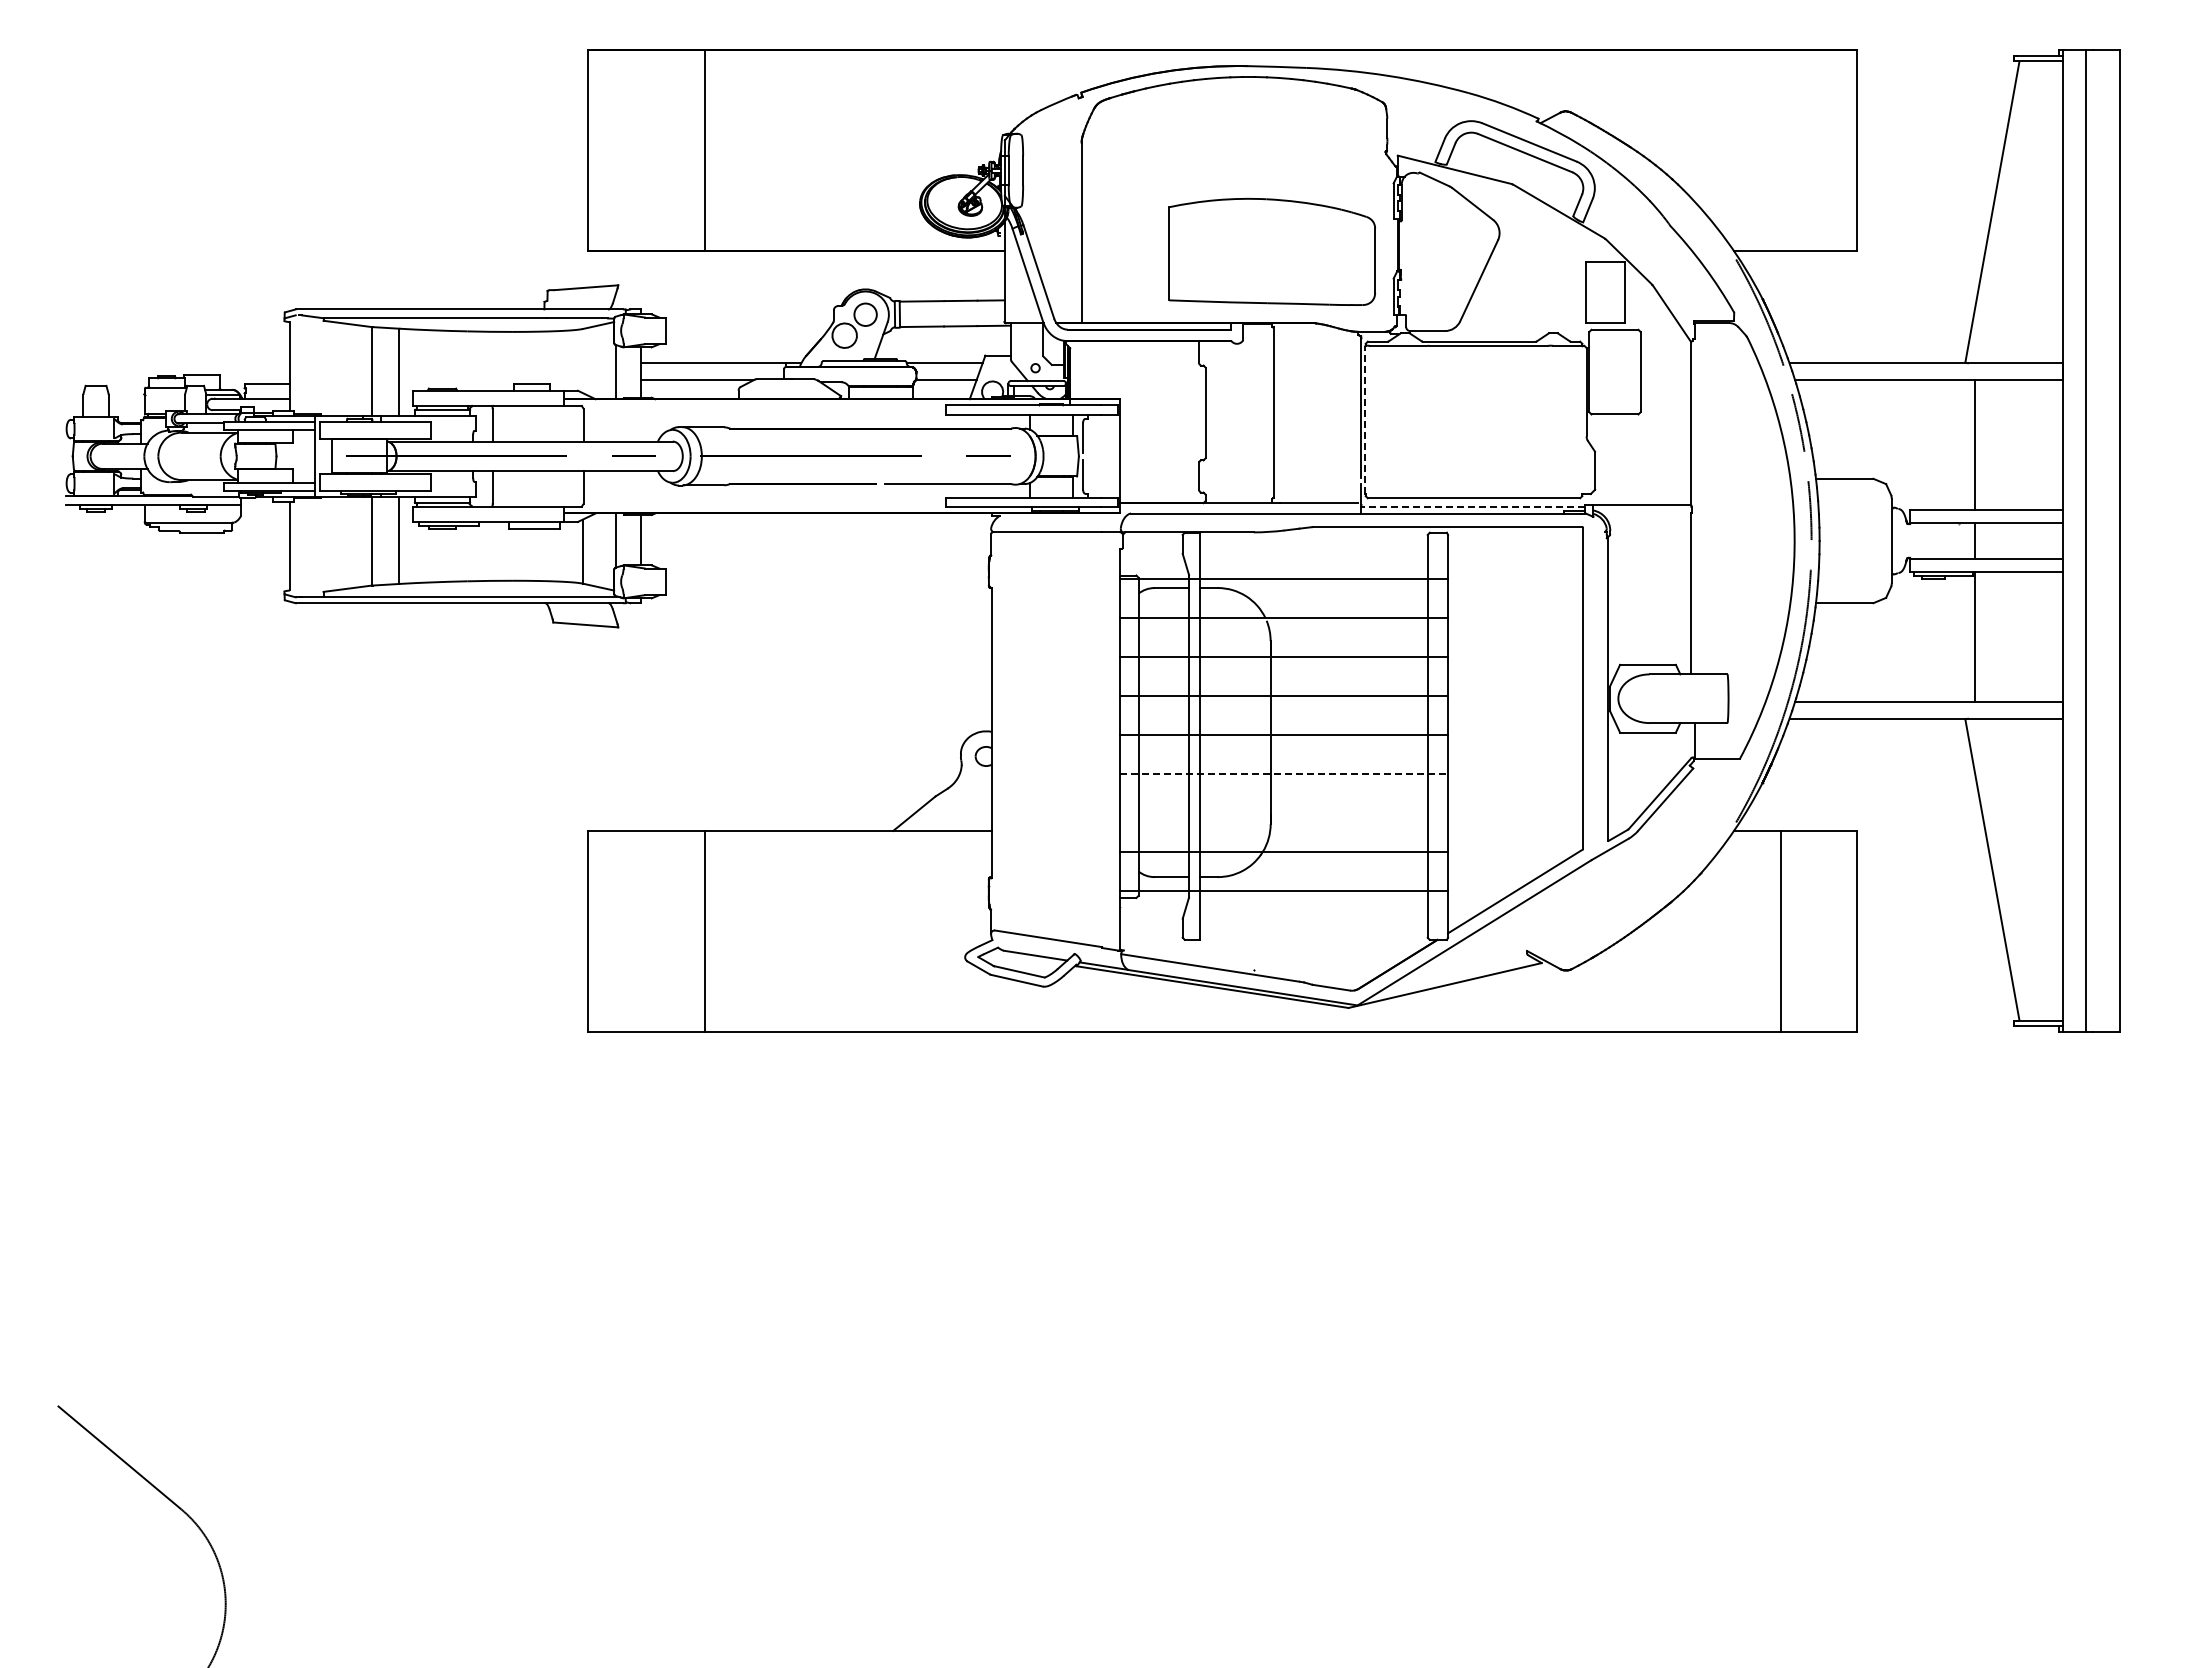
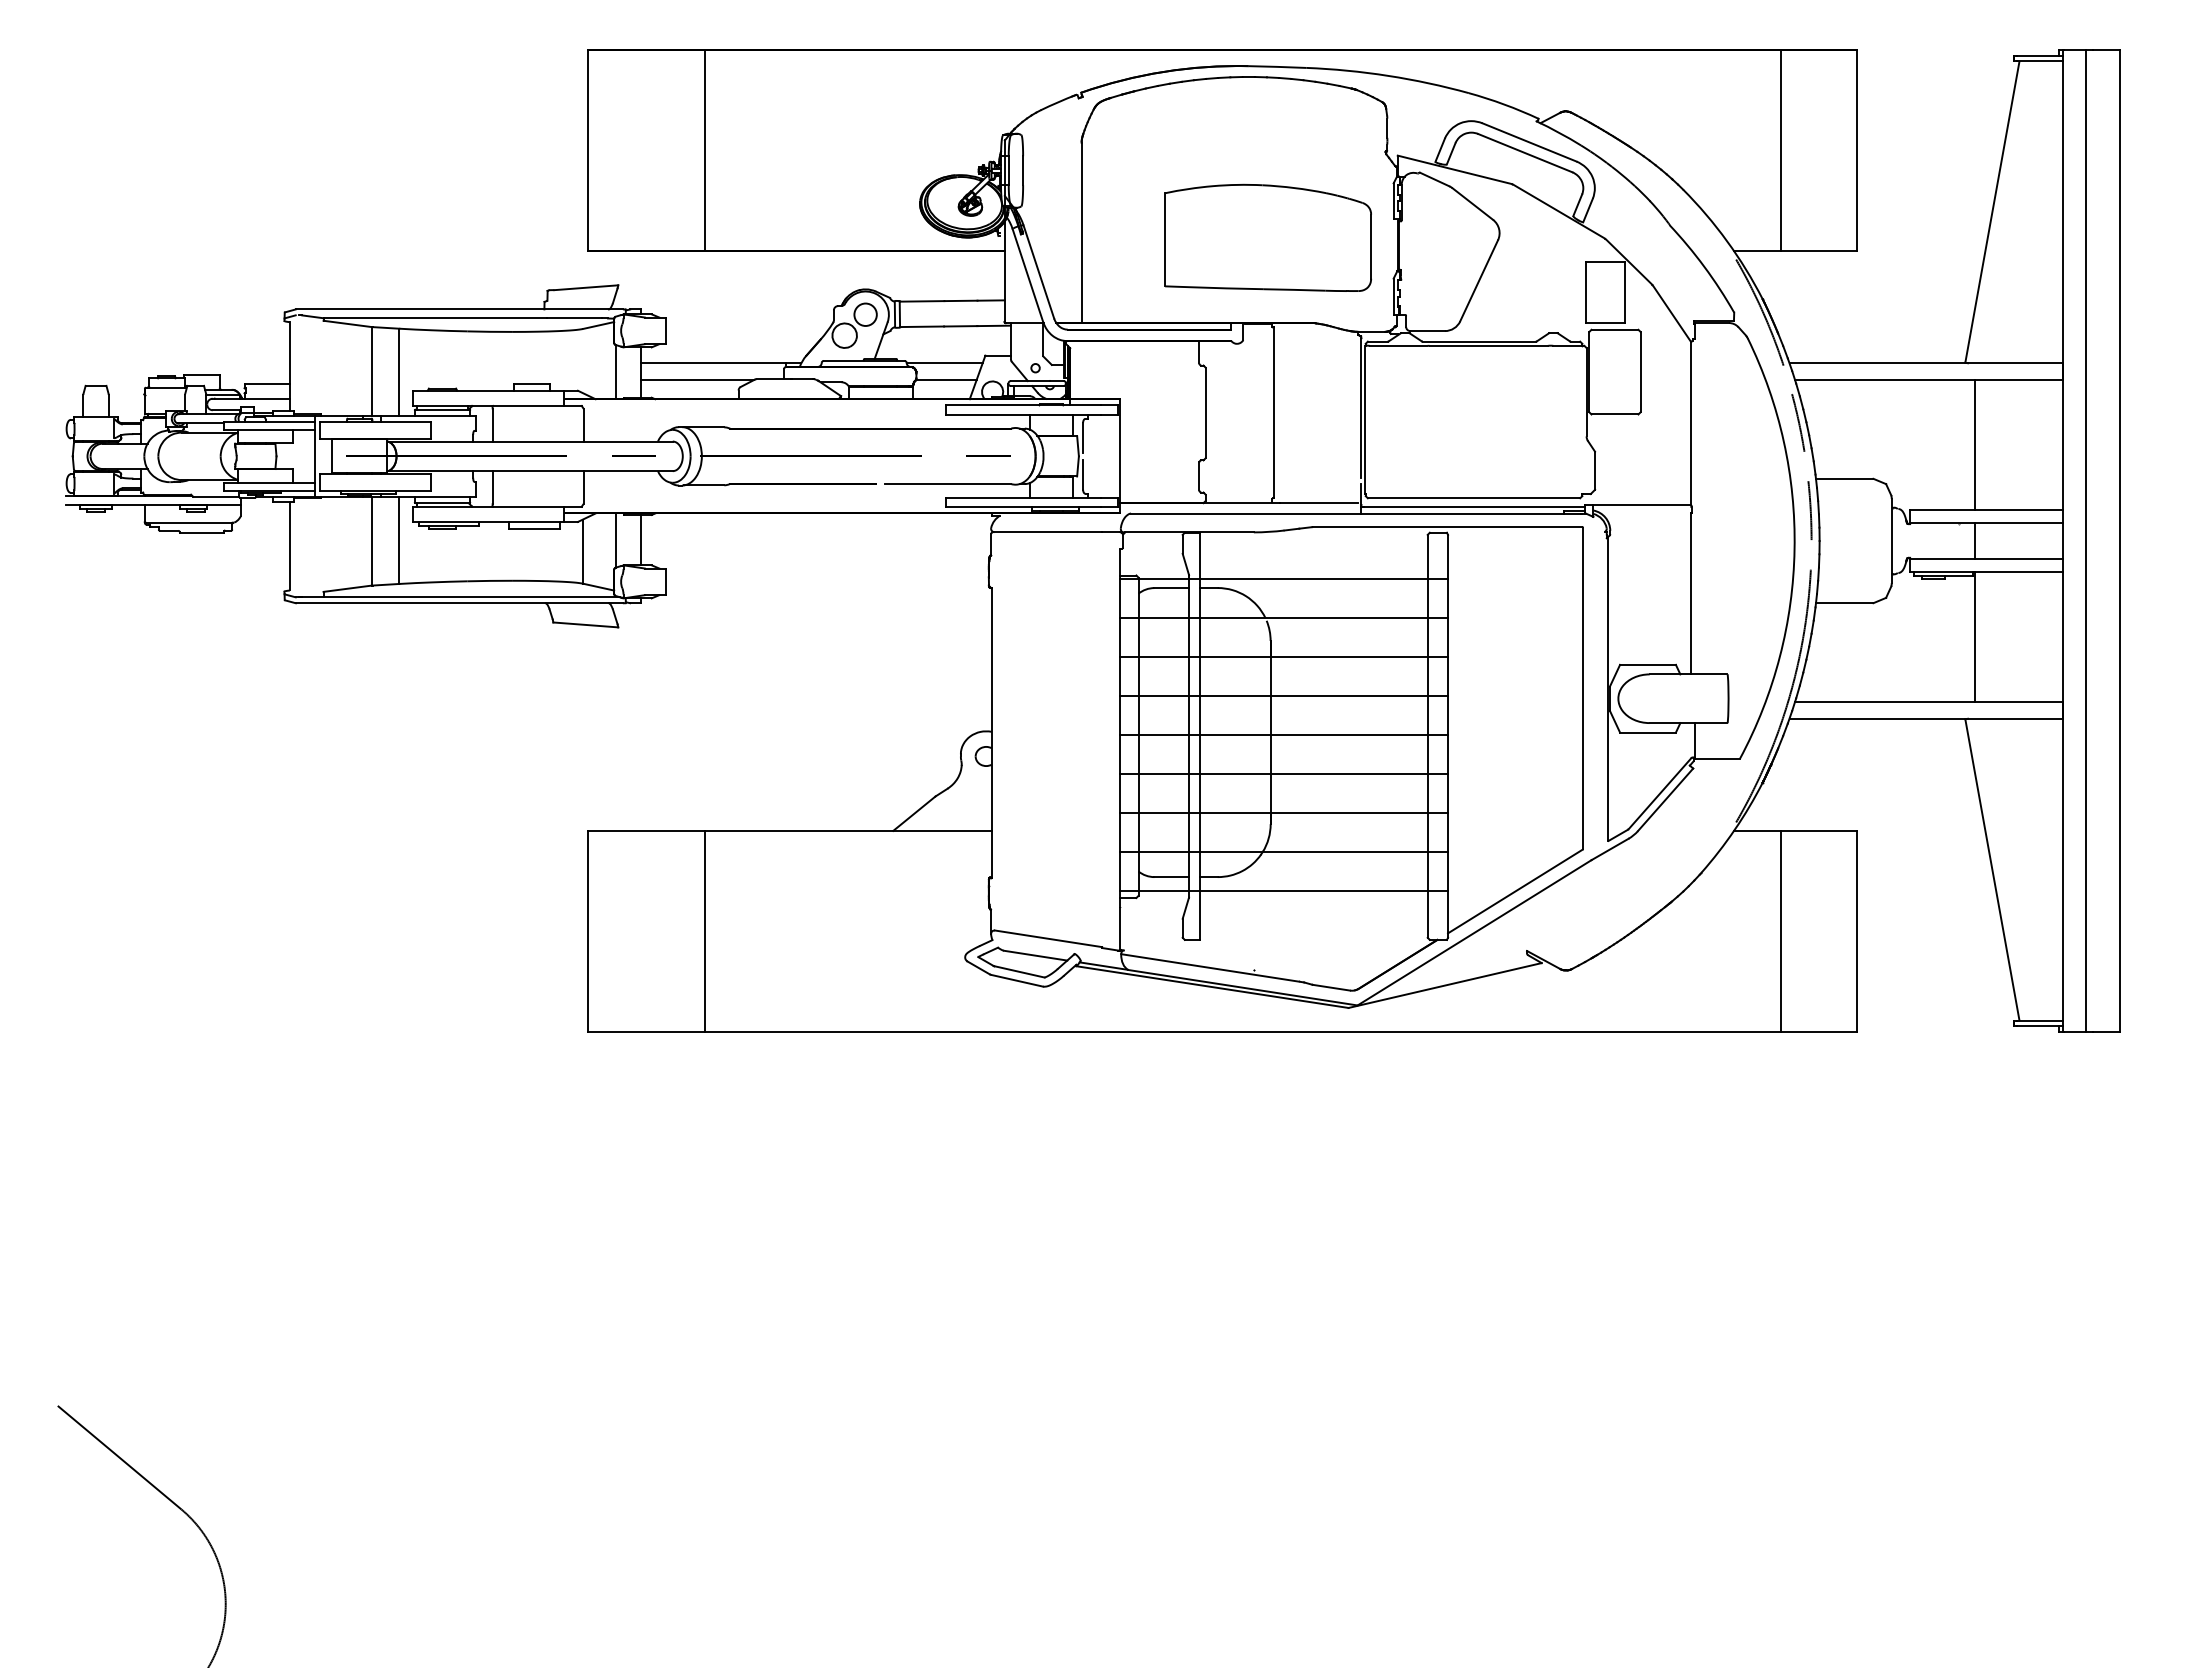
line: none -> present (1780, 150)
part position: (1271, 251) -> (1267, 237) (1267, 237)
line: dashed -> solid (1365, 419)
line: dashed -> solid (1473, 507)
line: dashed -> solid (1284, 774)
line: none -> present (1284, 812)
